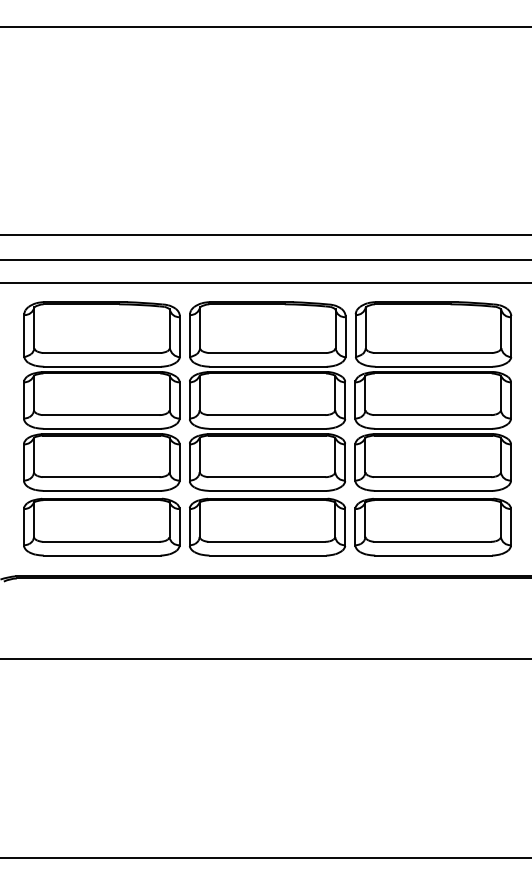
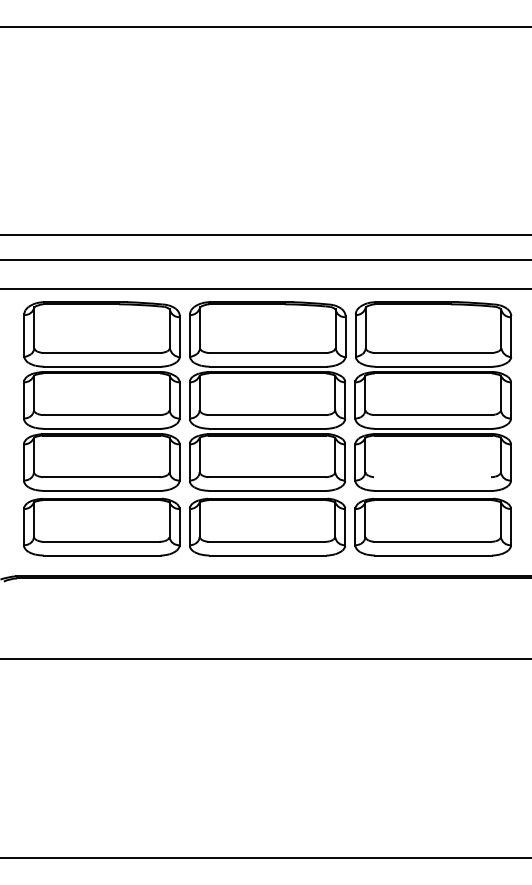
line position: (265, 282) -> (265, 288) (265, 288)
line: present -> none (432, 477)
